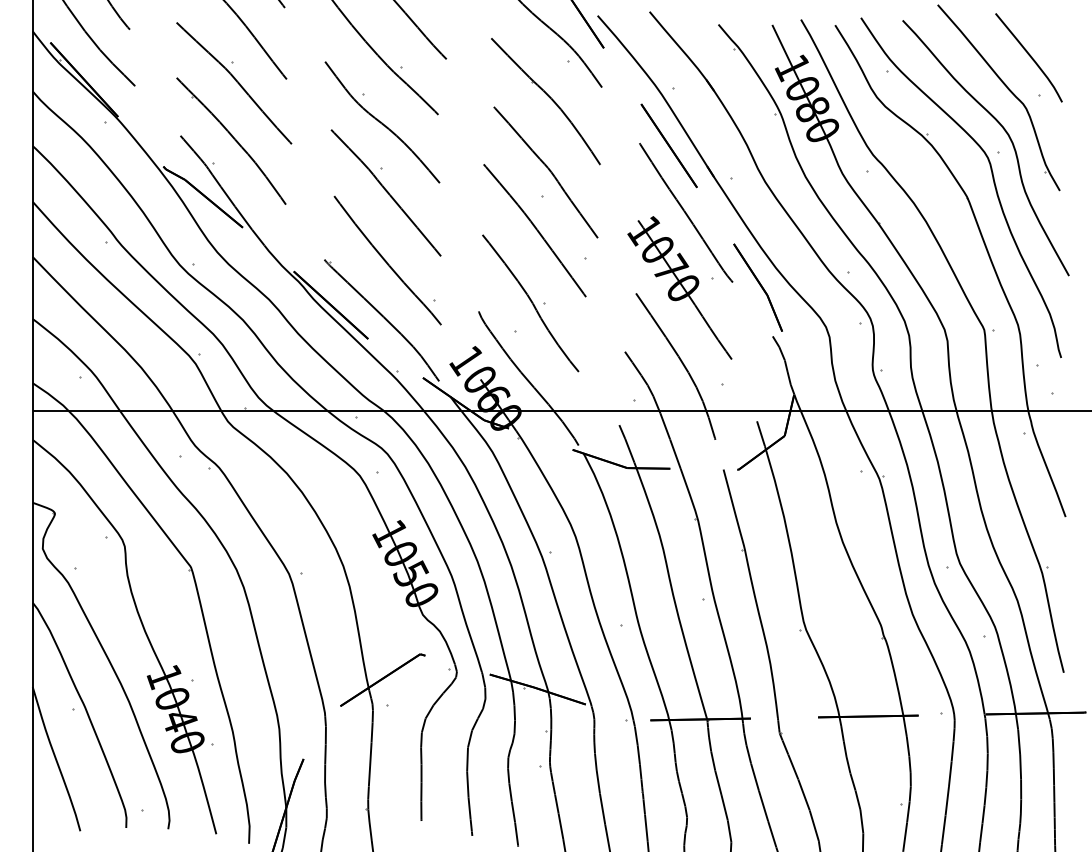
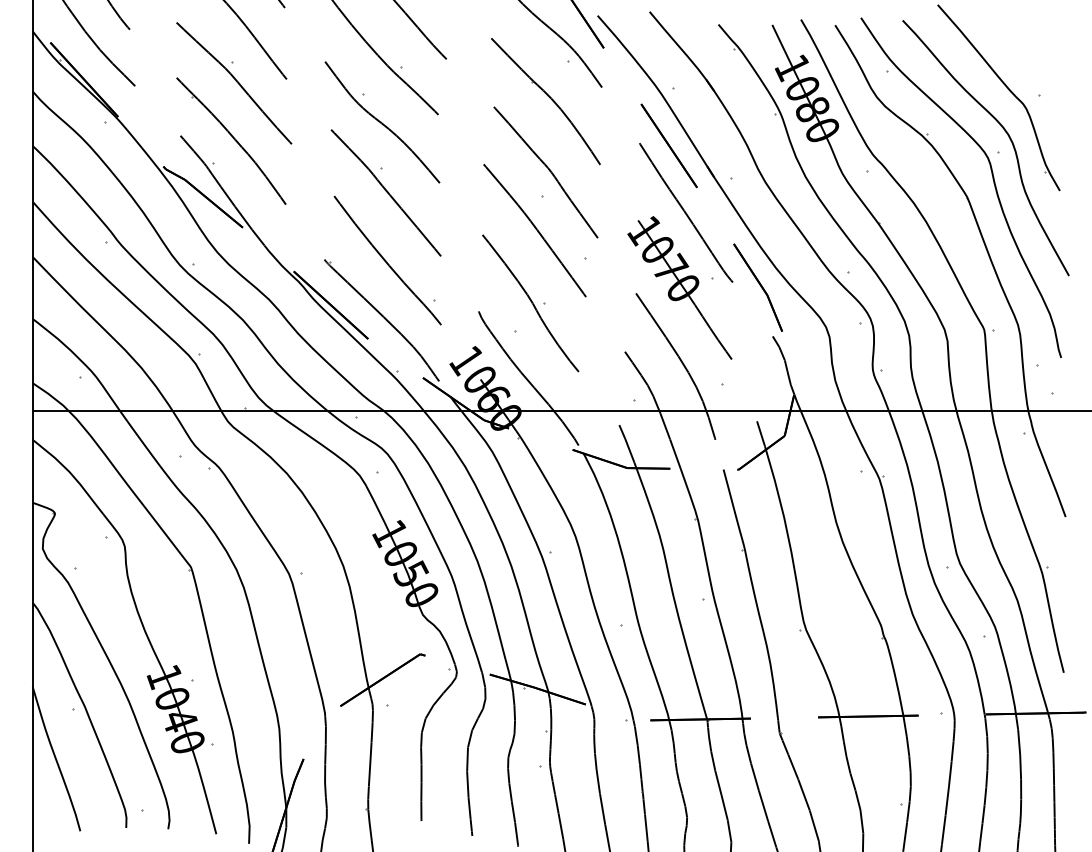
curve: present -> none (1029, 56)
